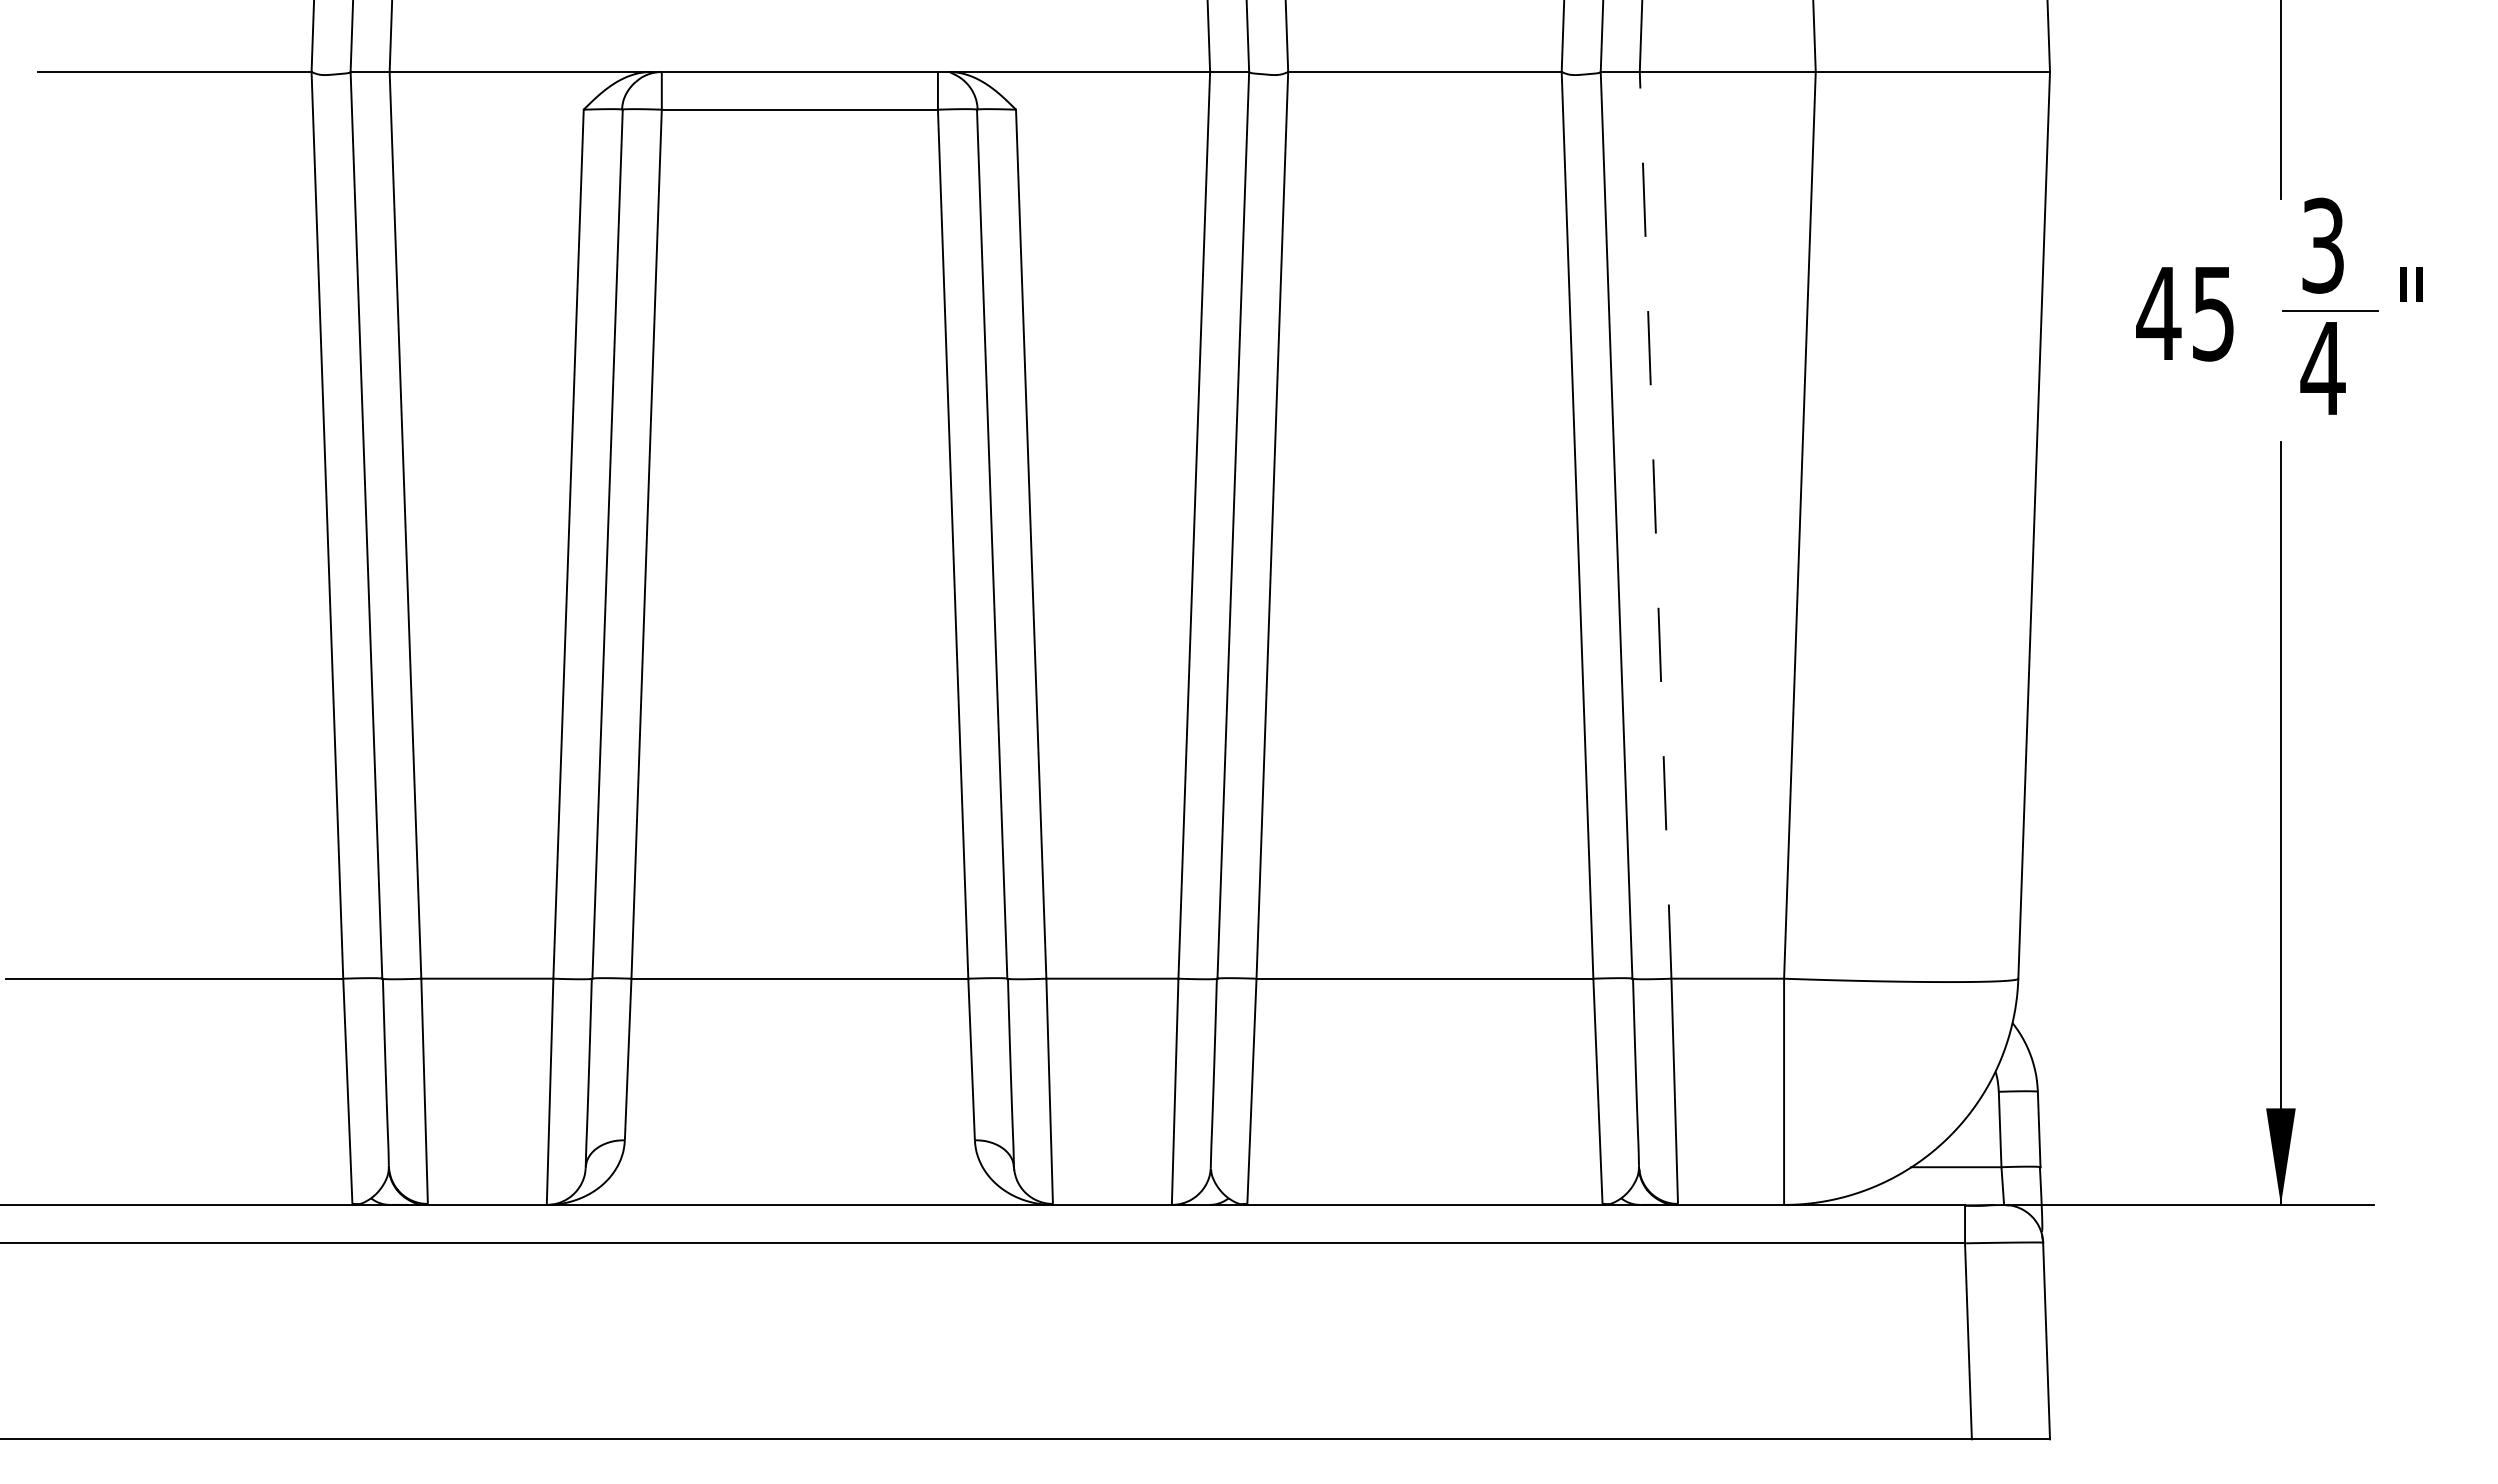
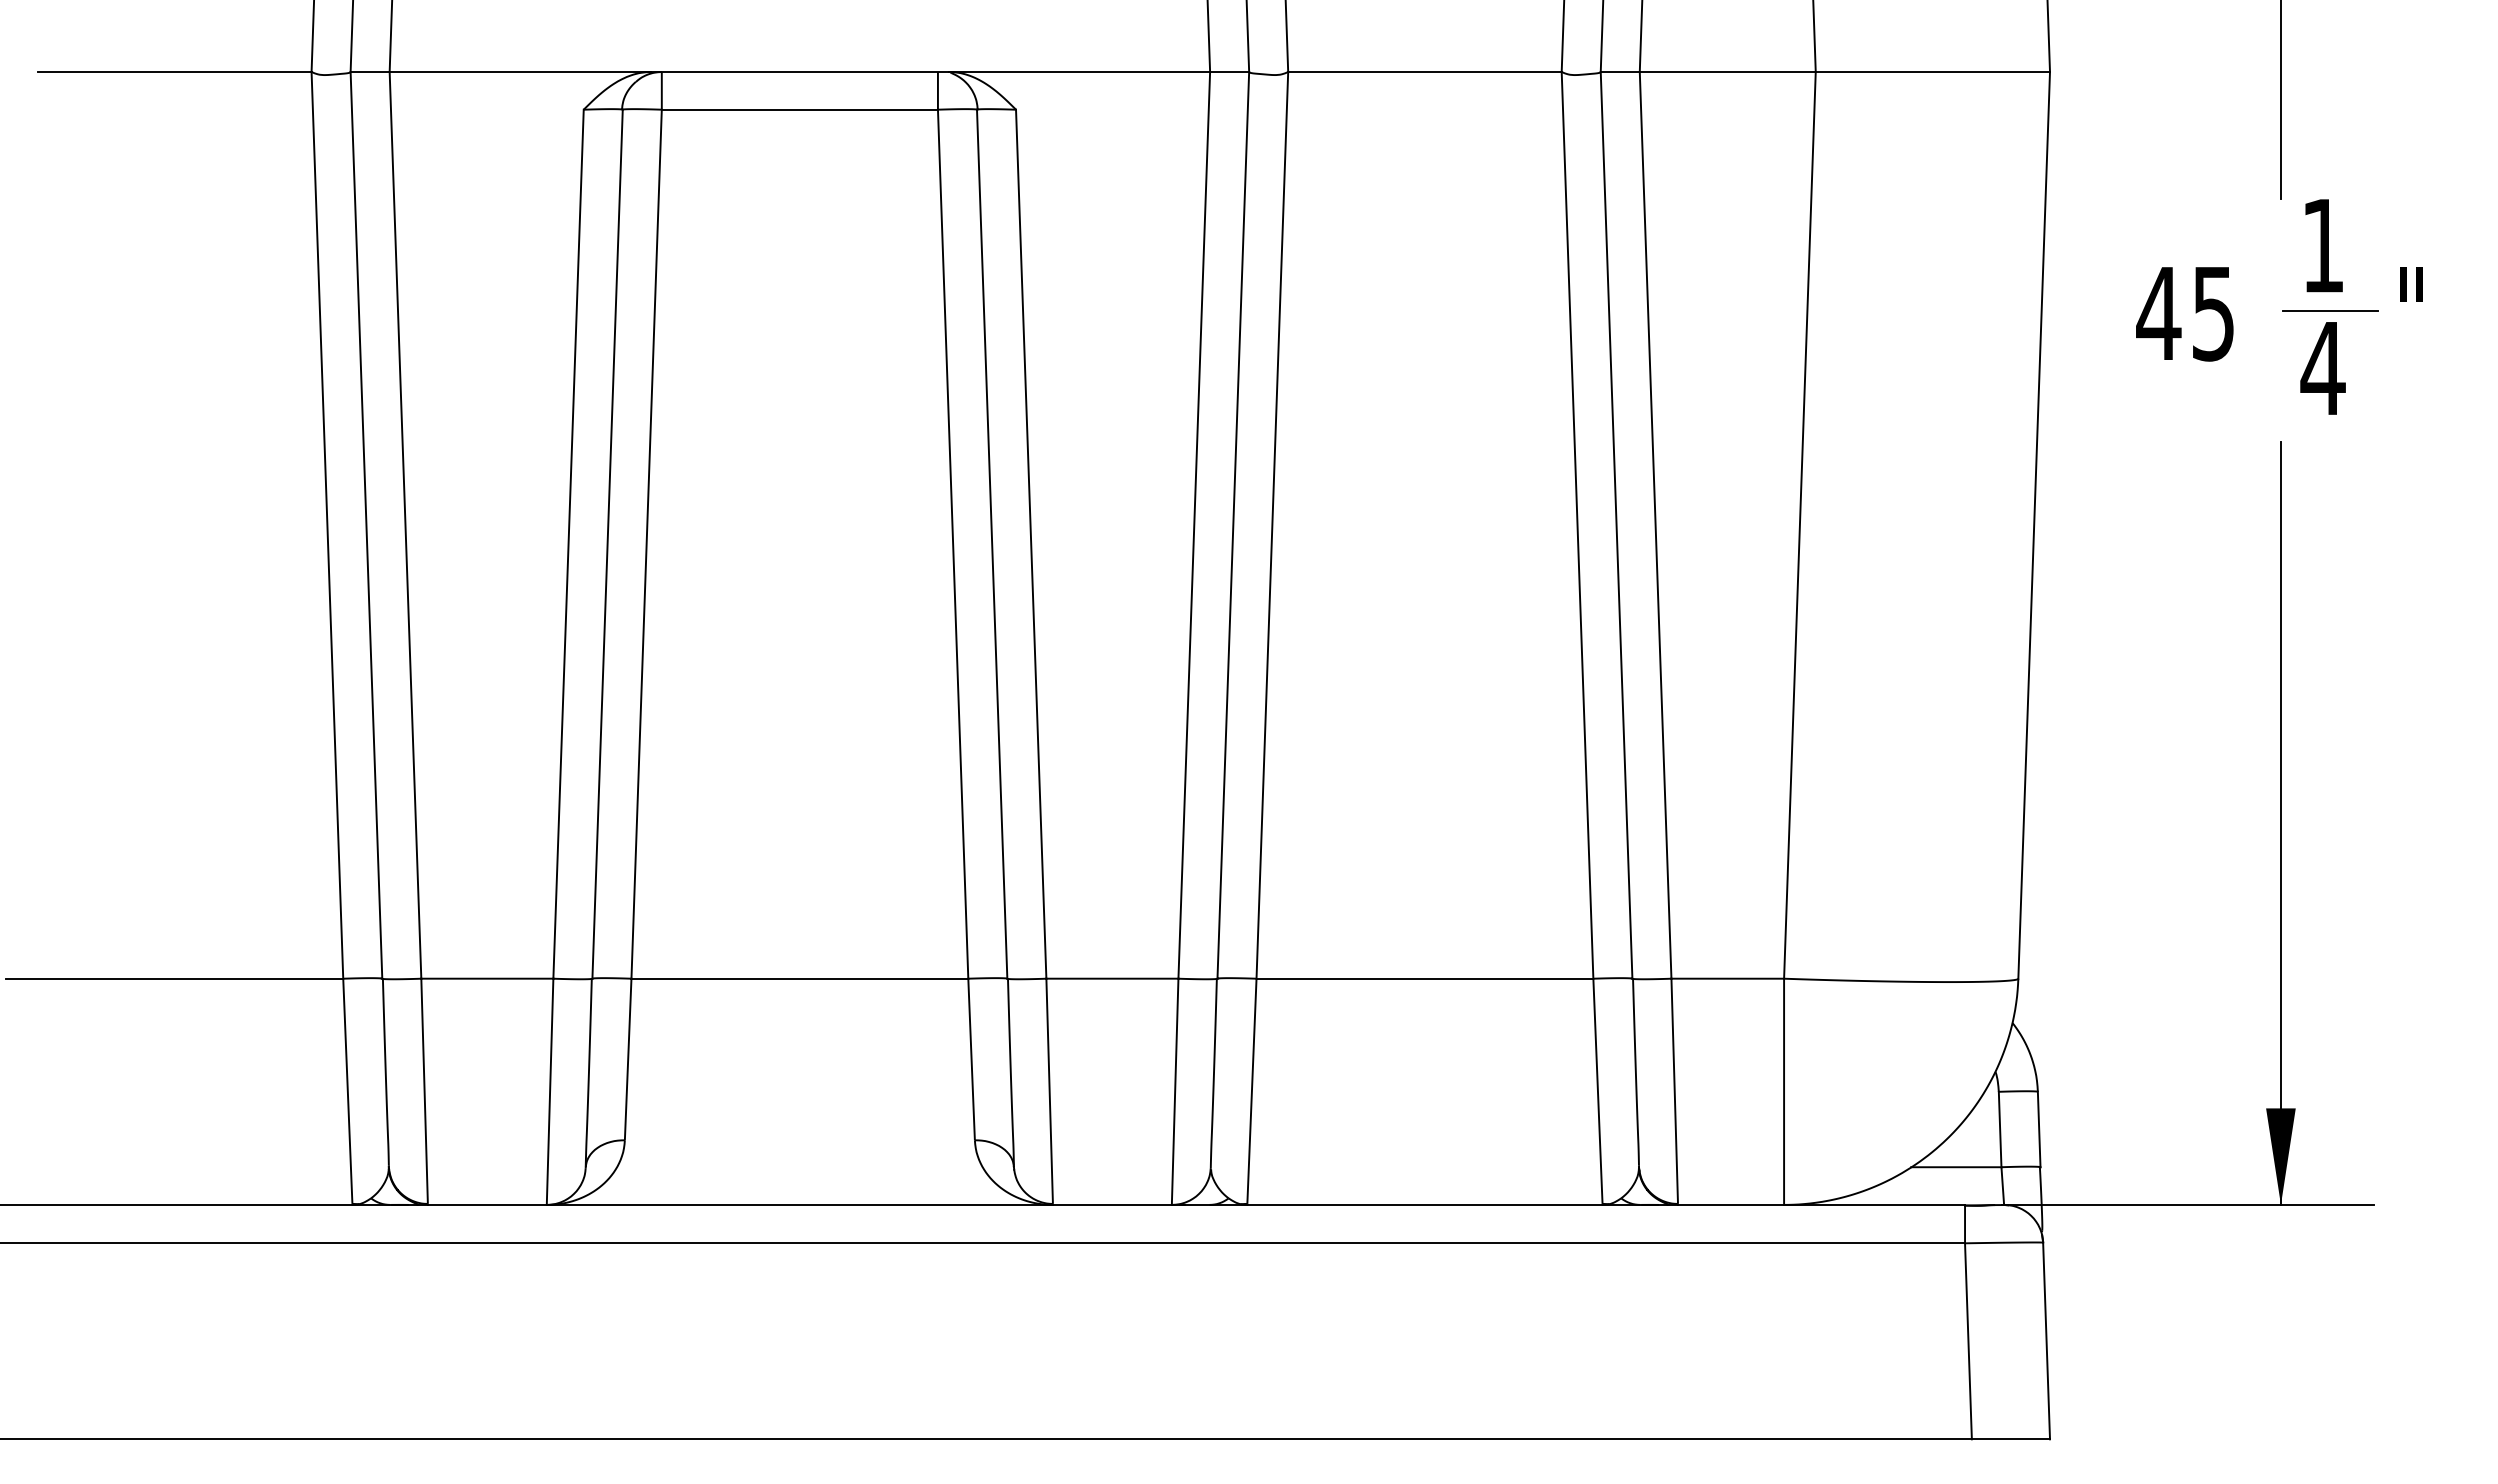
text: 3 -> 1 (2322, 245)
line: dashed -> solid (1655, 525)
